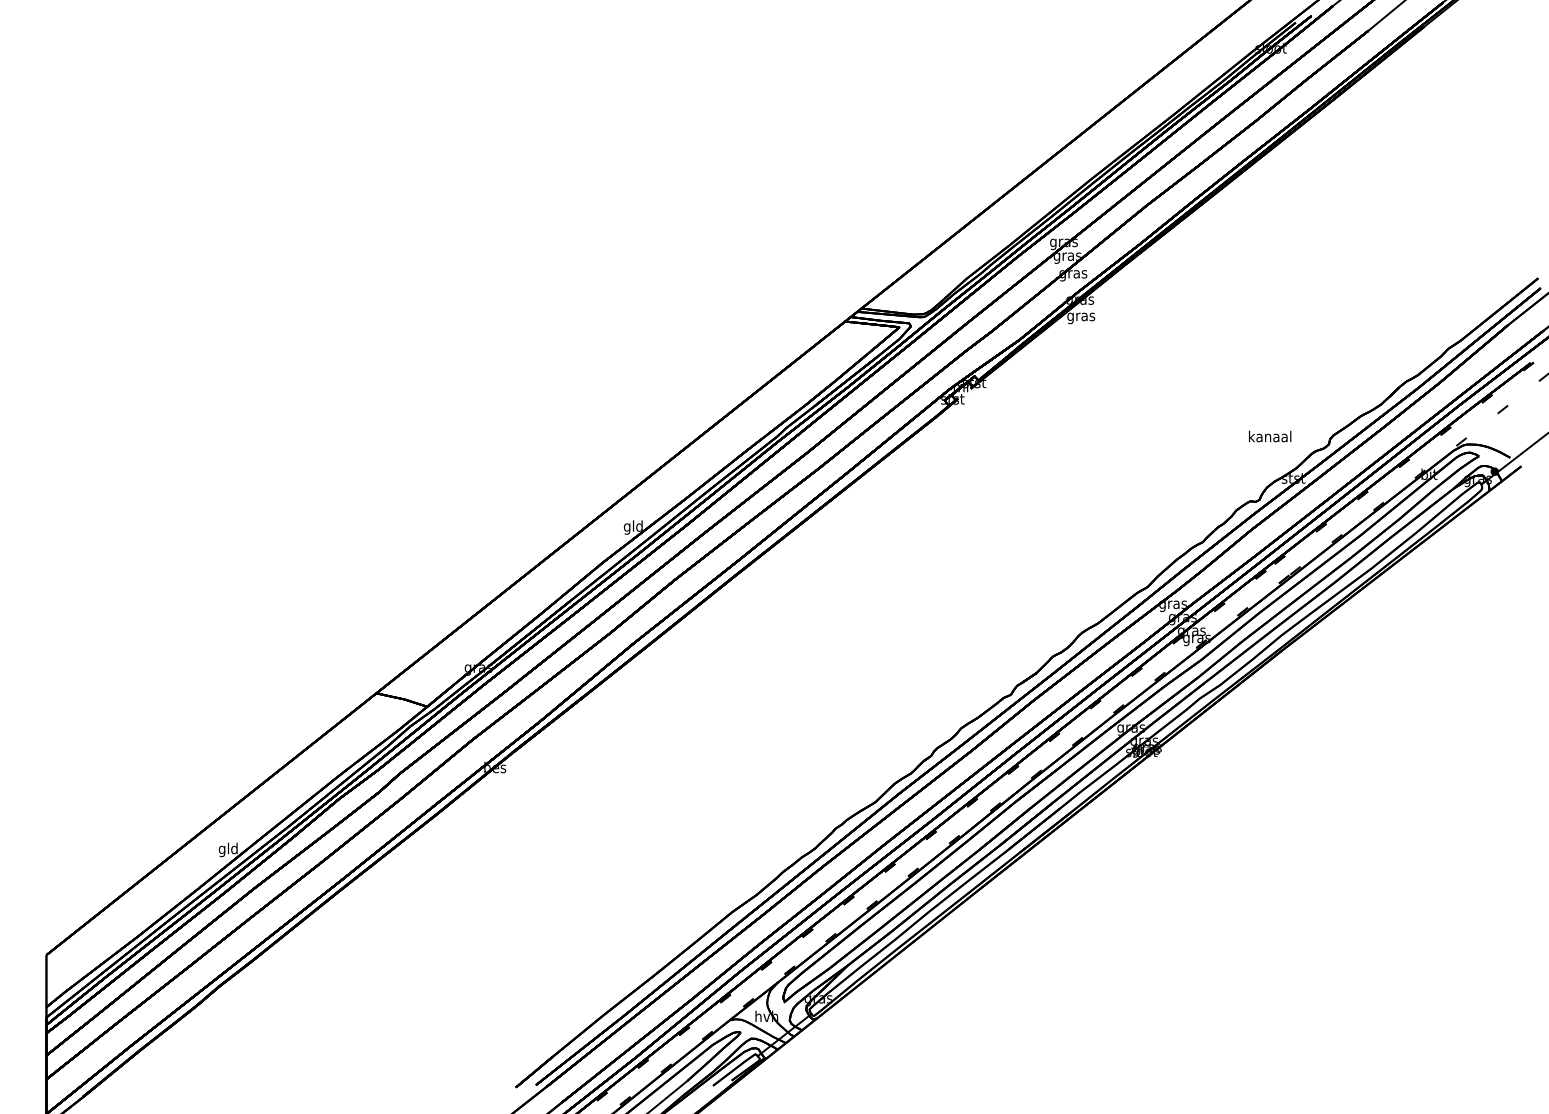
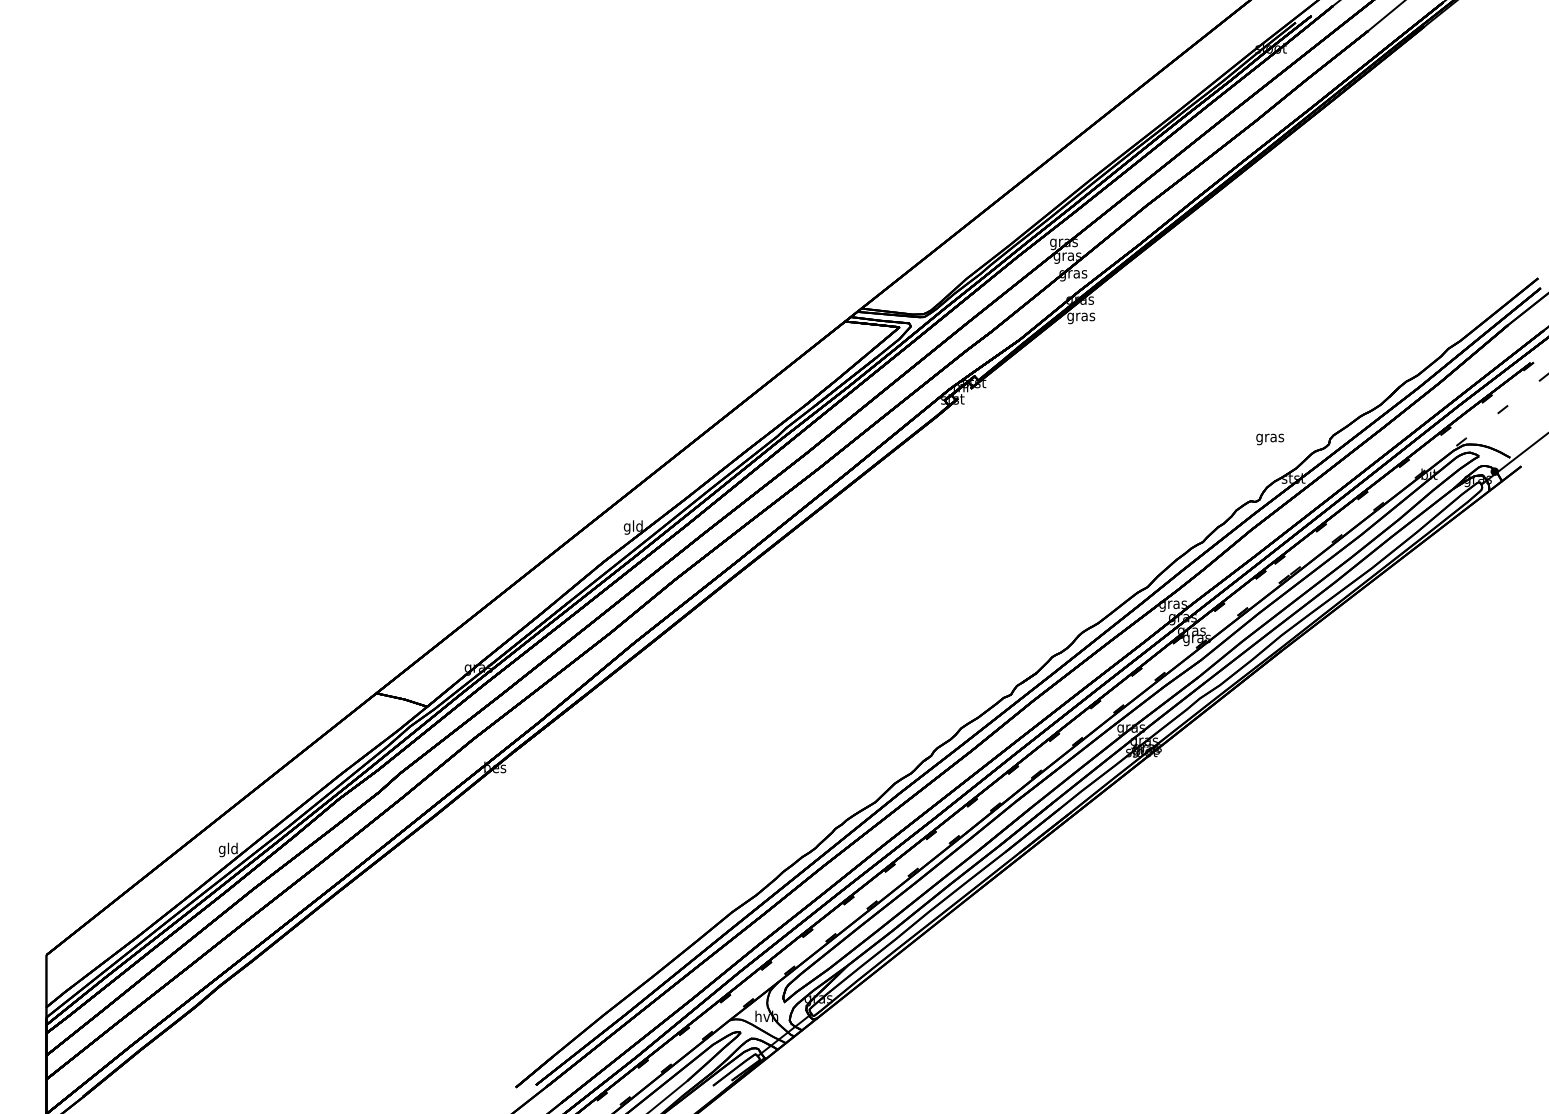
text: kanaal -> gras (1270, 437)
